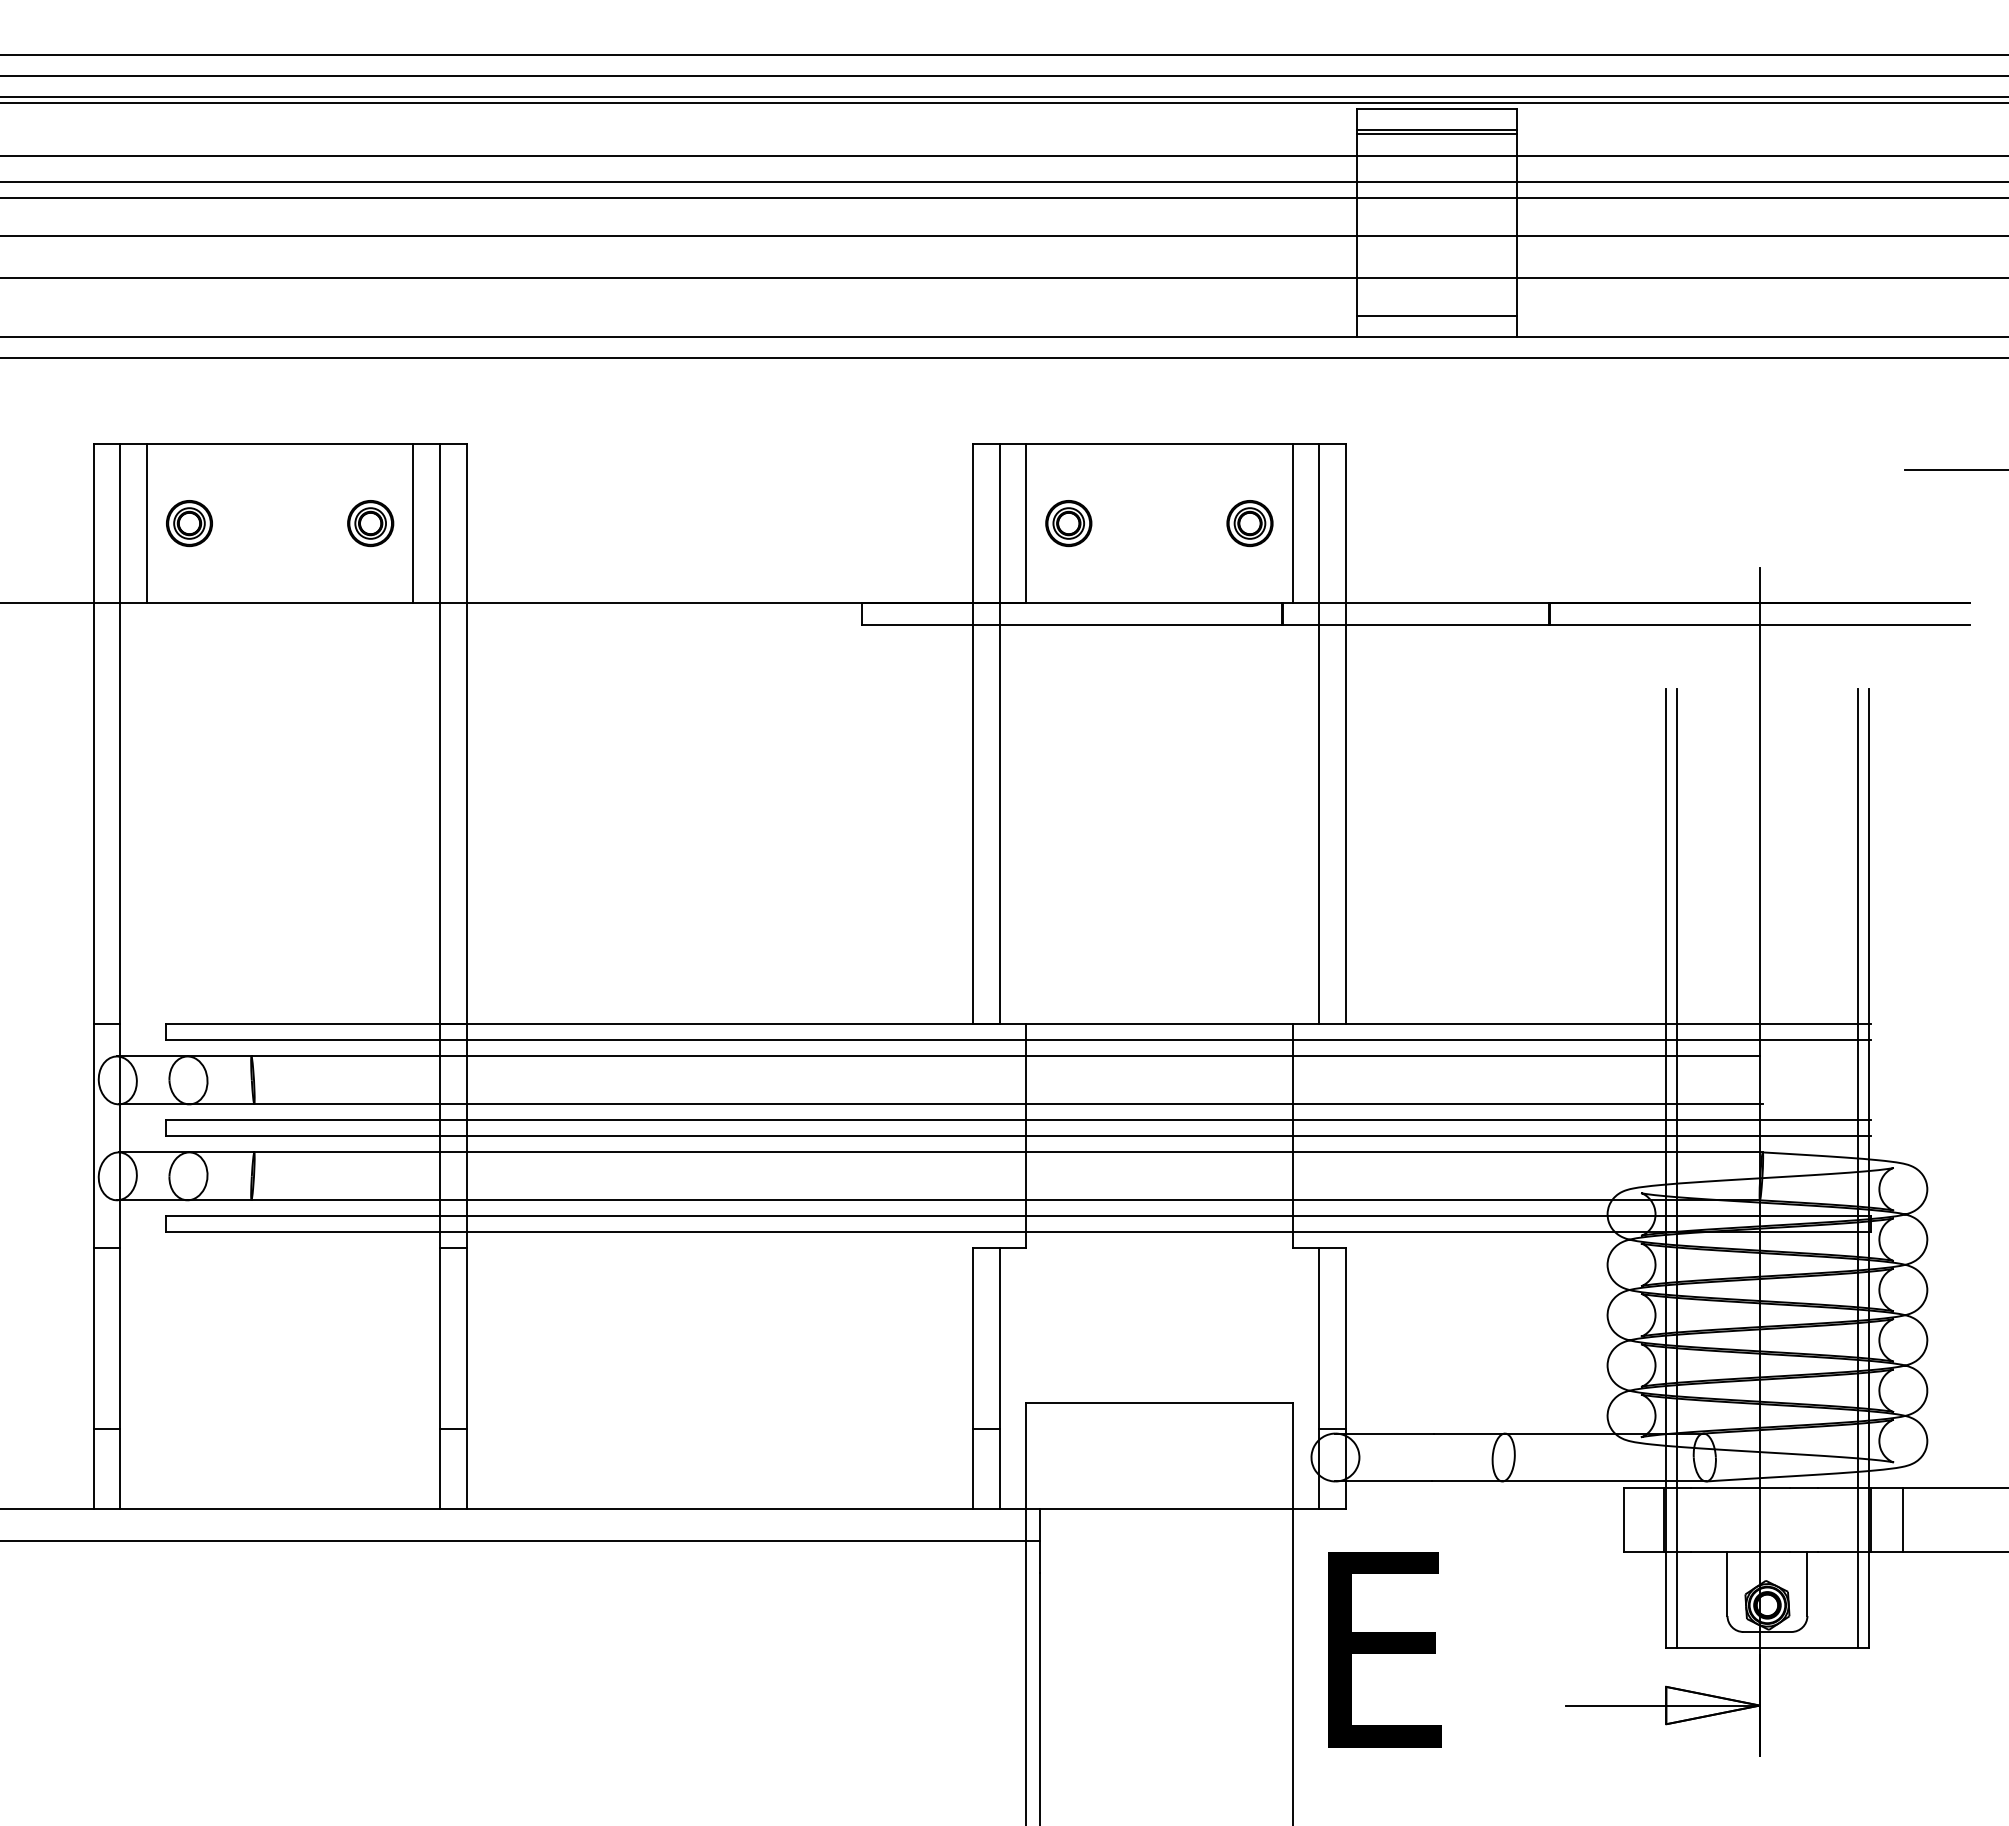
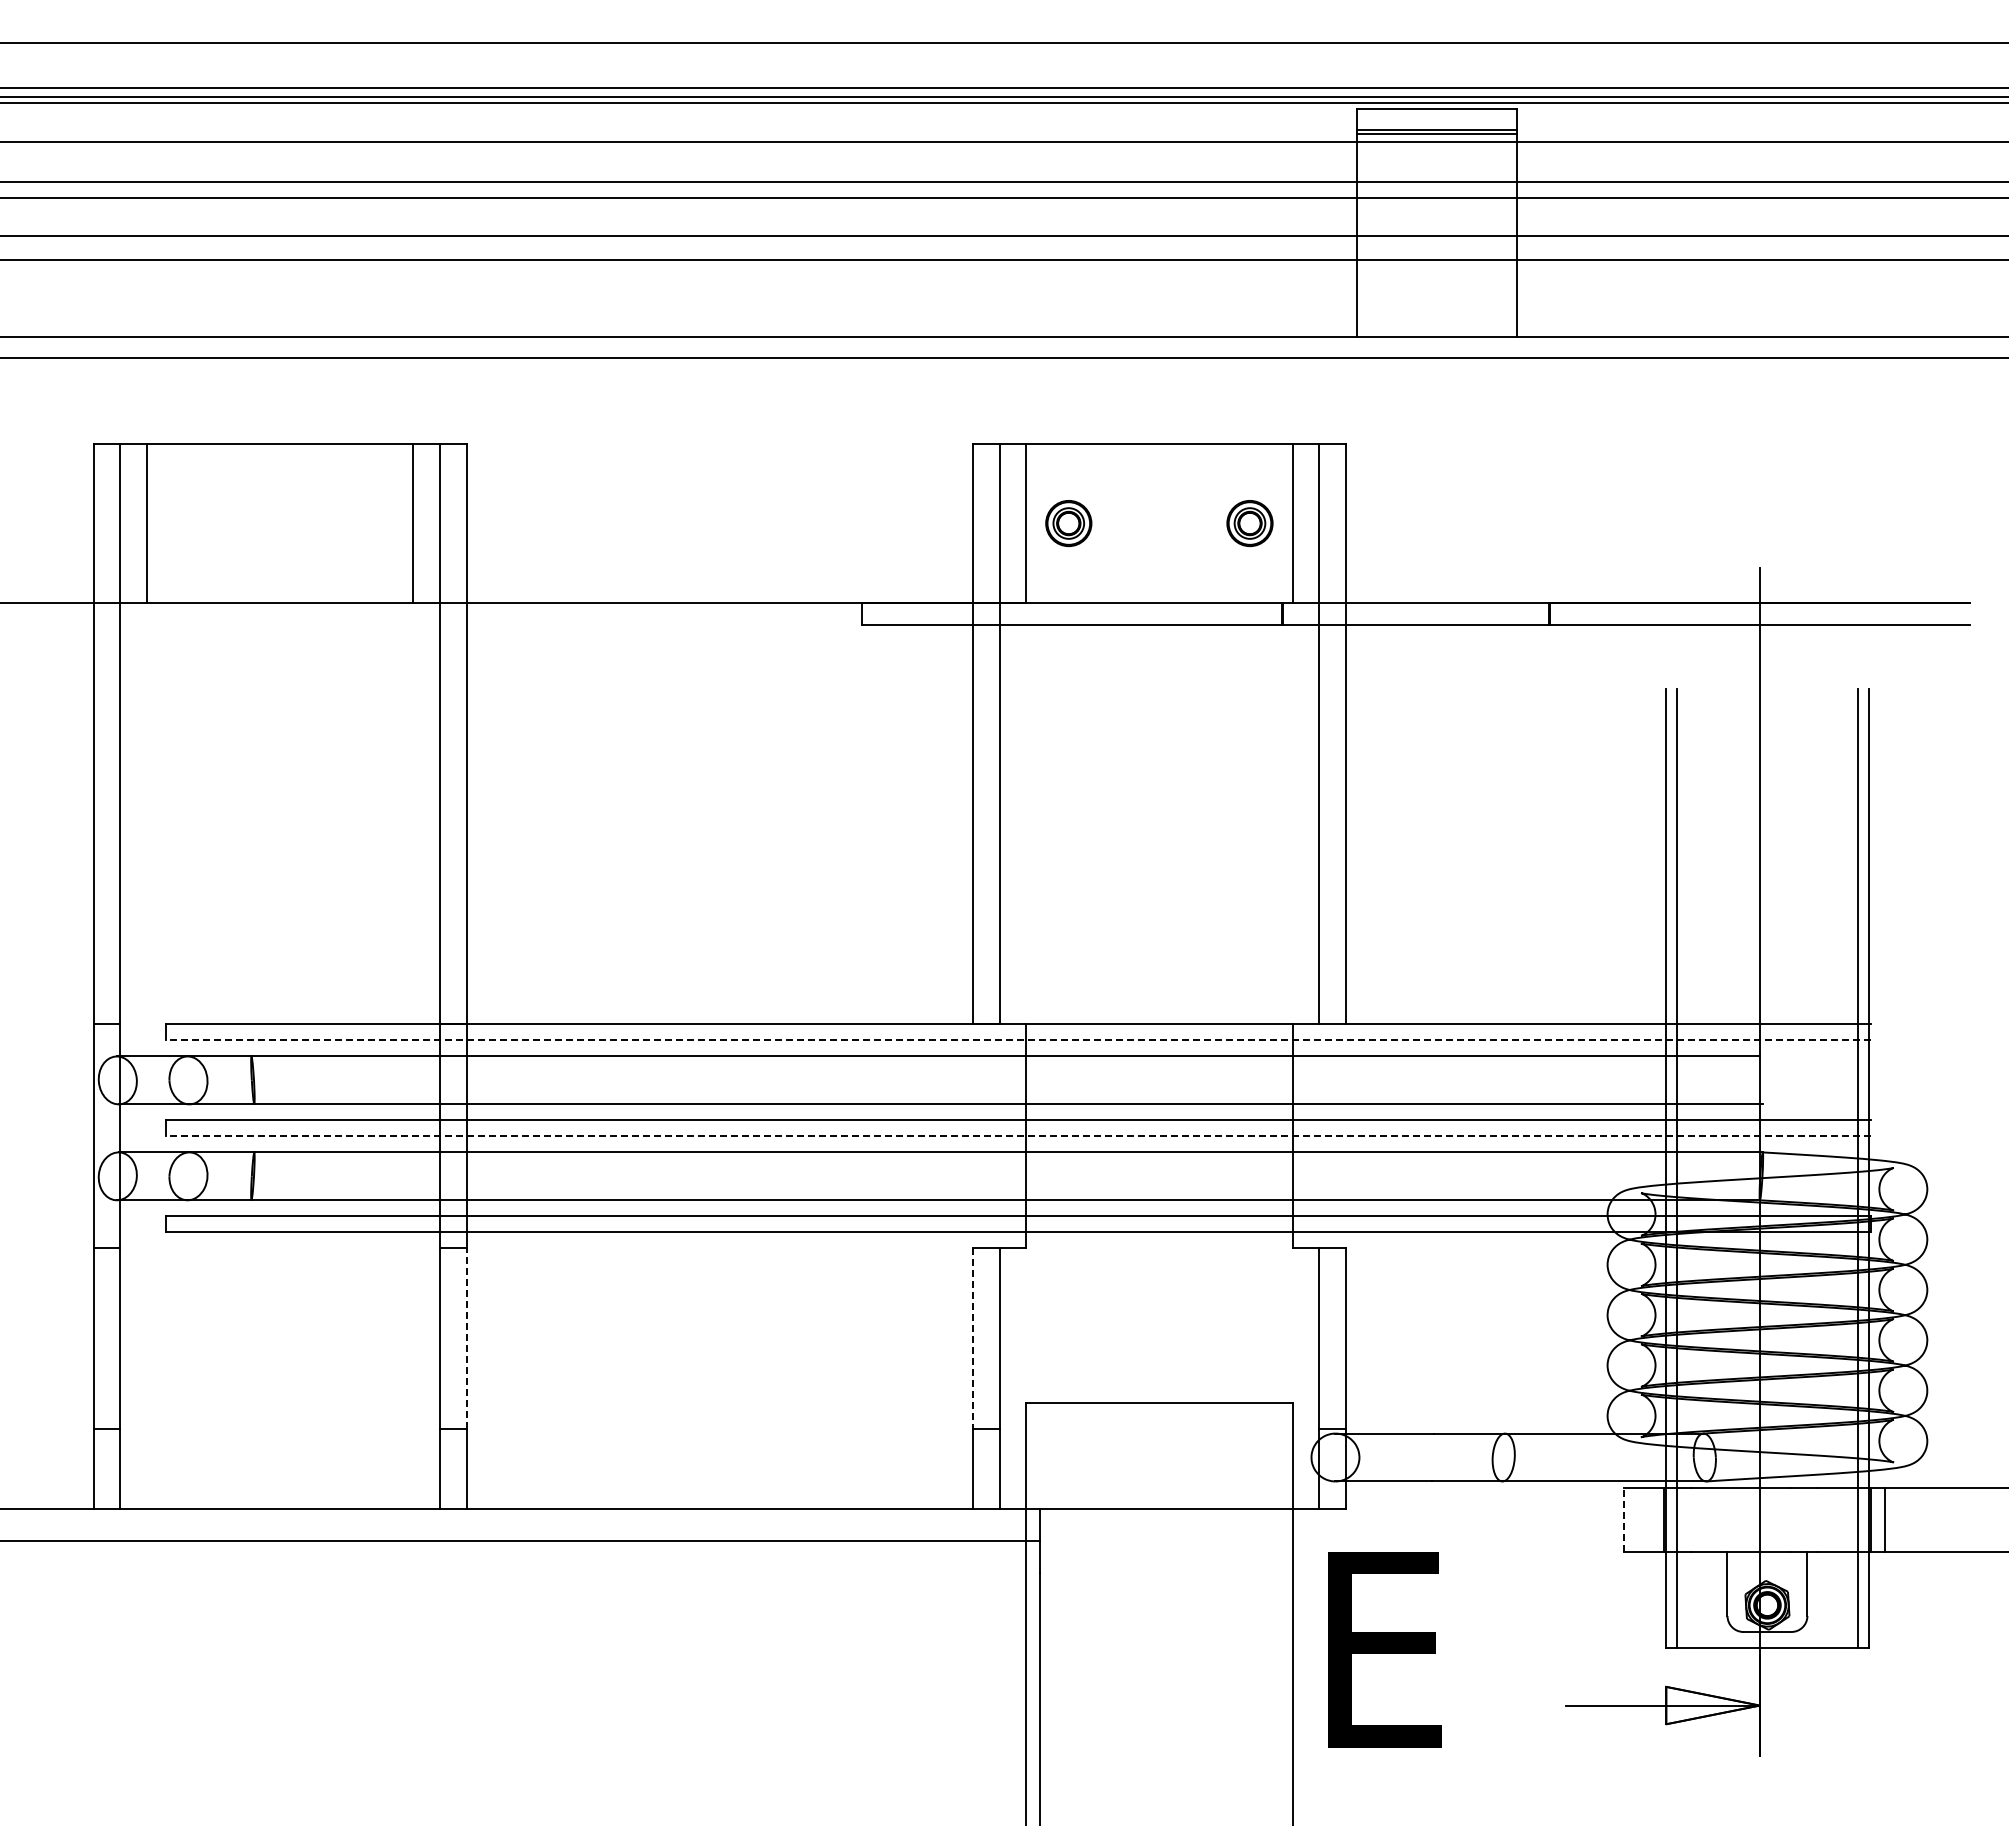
line position: (1003, 54) -> (1003, 42) (1003, 42)
line position: (1003, 75) -> (1003, 87) (1003, 87)
line position: (1003, 155) -> (1003, 141) (1003, 141)
line position: (1003, 278) -> (1003, 260) (1003, 260)
line: present -> none (1436, 316)
line: present -> none (1955, 470)
part: present -> none (189, 523)
part: present -> none (370, 523)
line: solid -> dashed (1018, 1040)
line: solid -> dashed (1018, 1136)
line: solid -> dashed (466, 1338)
line: solid -> dashed (972, 1338)
line: solid -> dashed (1623, 1520)
line position: (1903, 1520) -> (1885, 1520) (1885, 1520)
